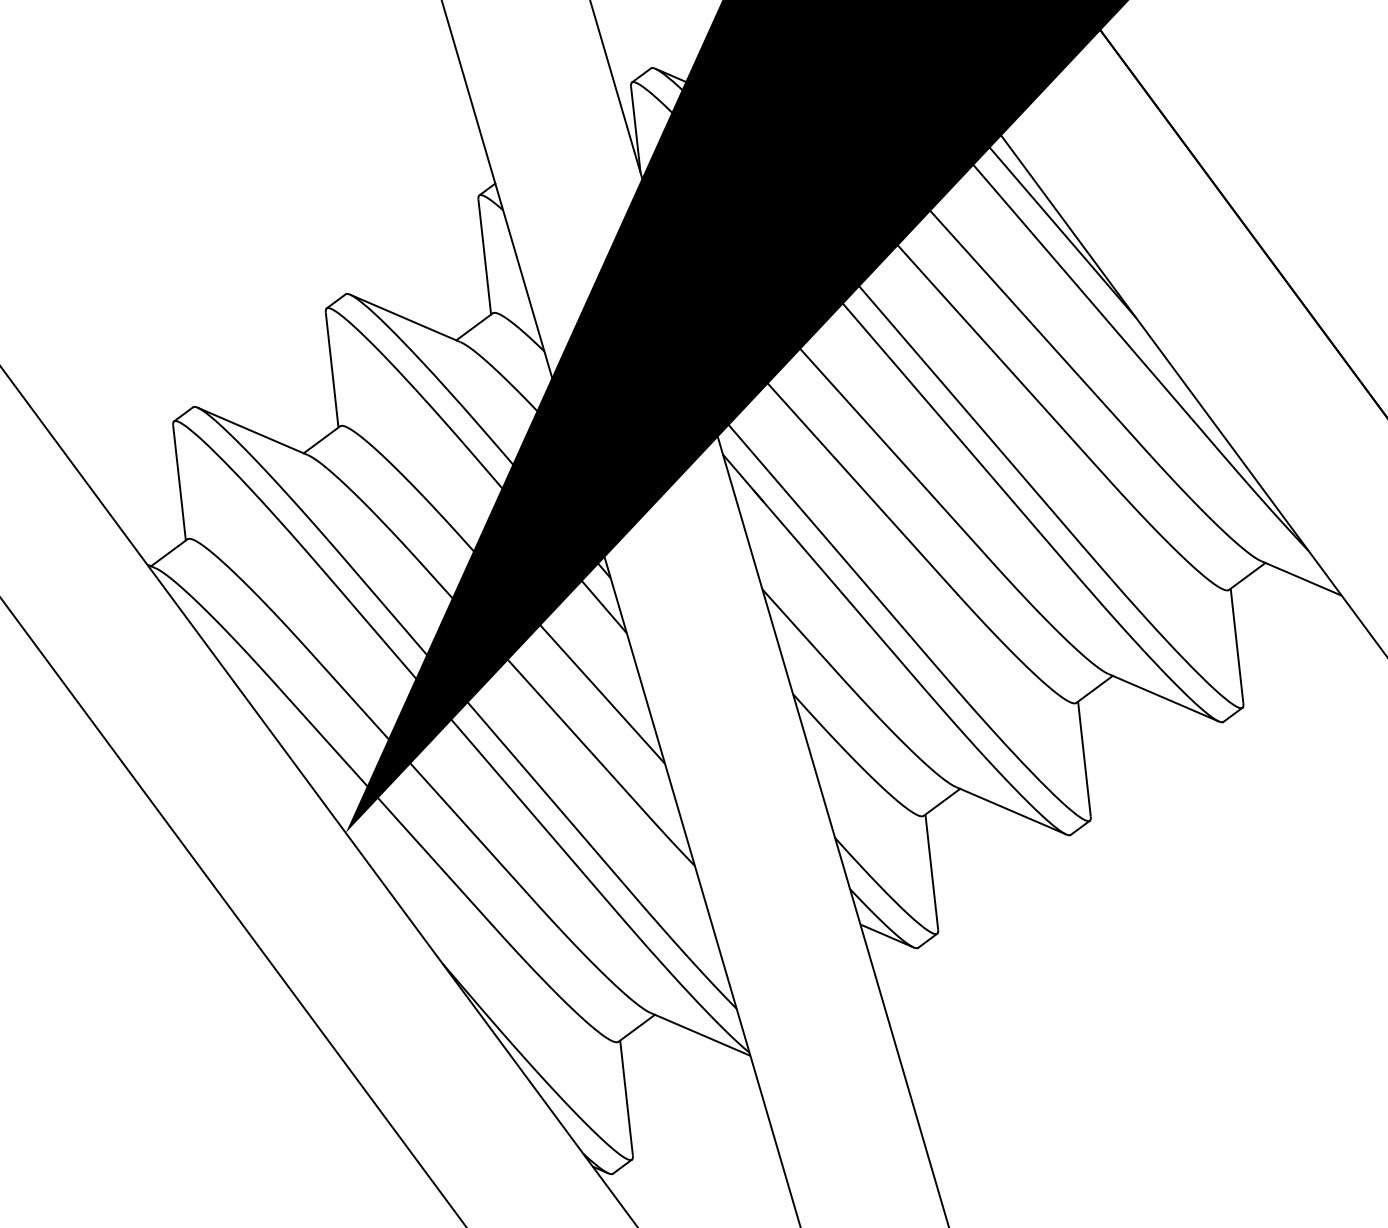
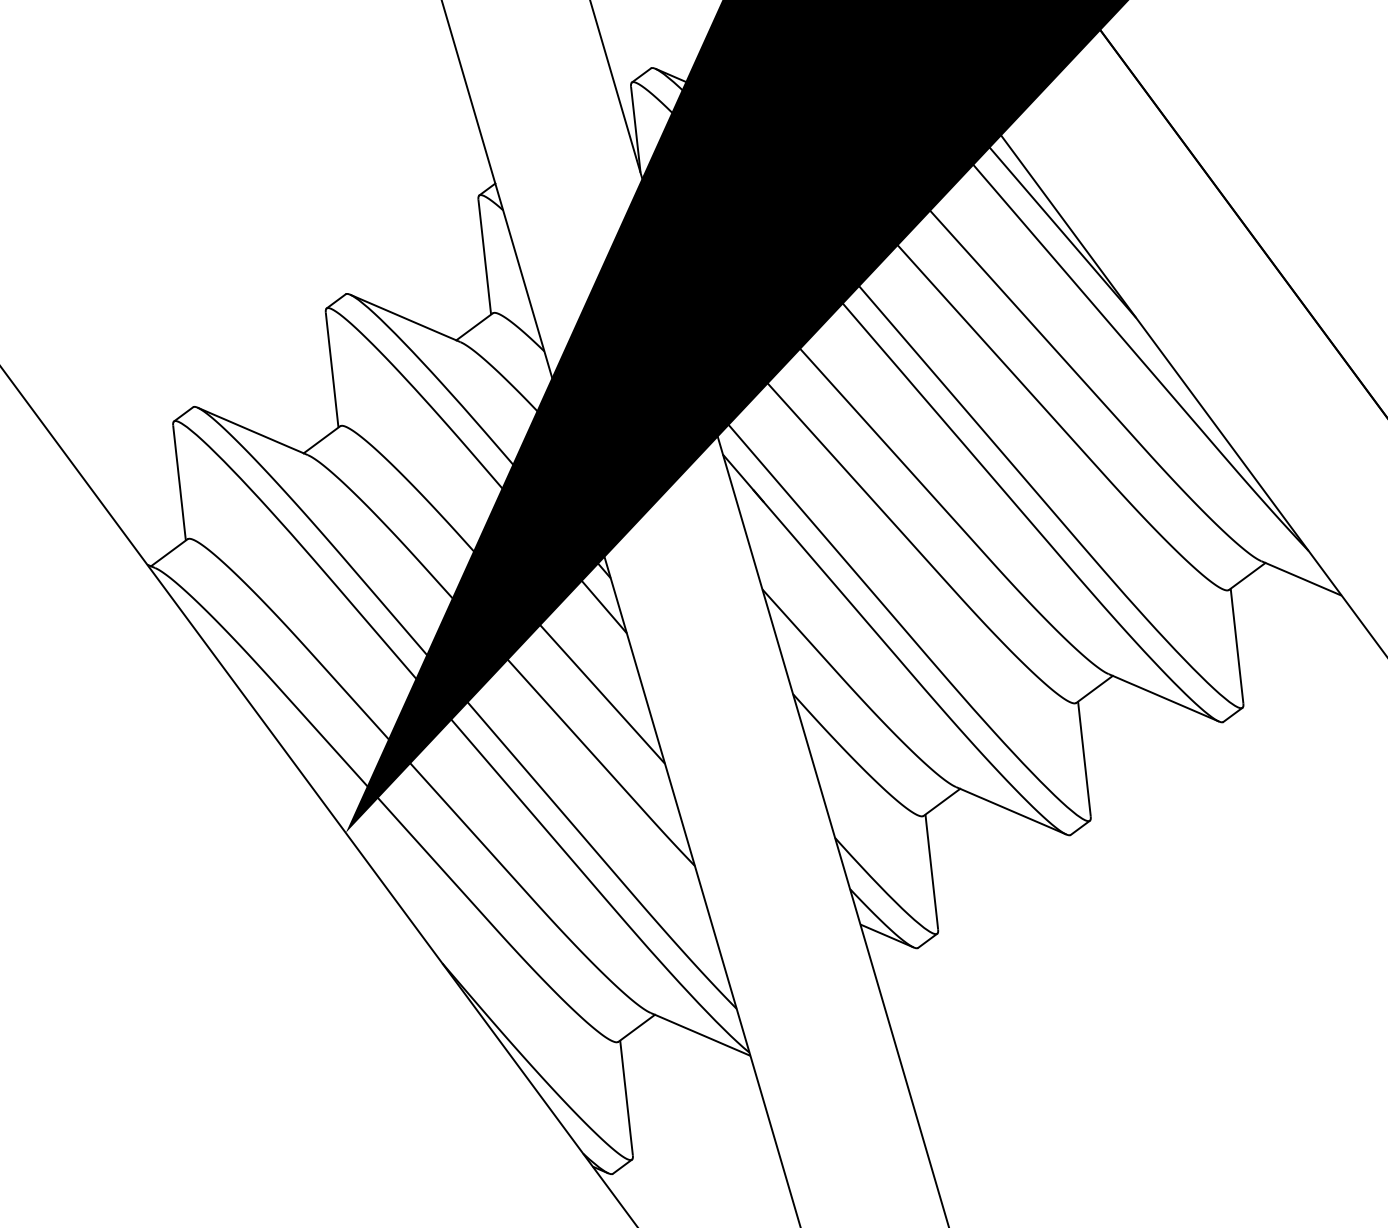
line: present -> none (233, 912)
